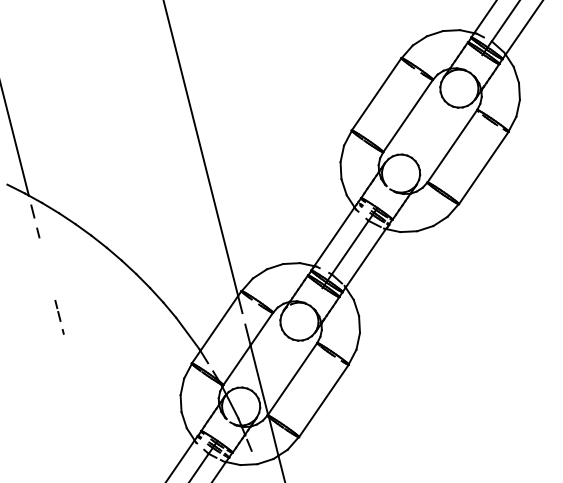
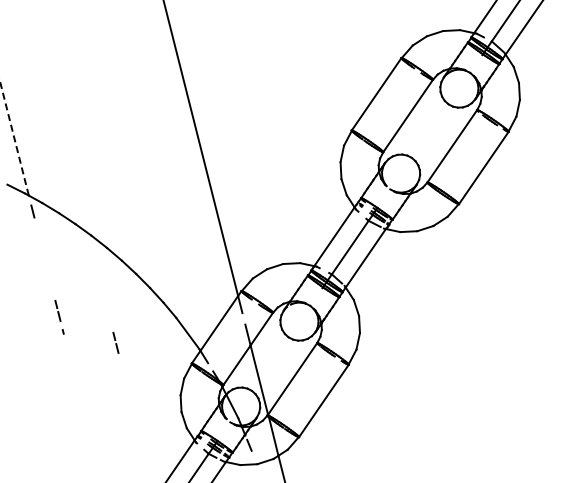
line: solid -> dashed (14, 138)
line: present -> none (38, 232)
line: none -> present (115, 343)
